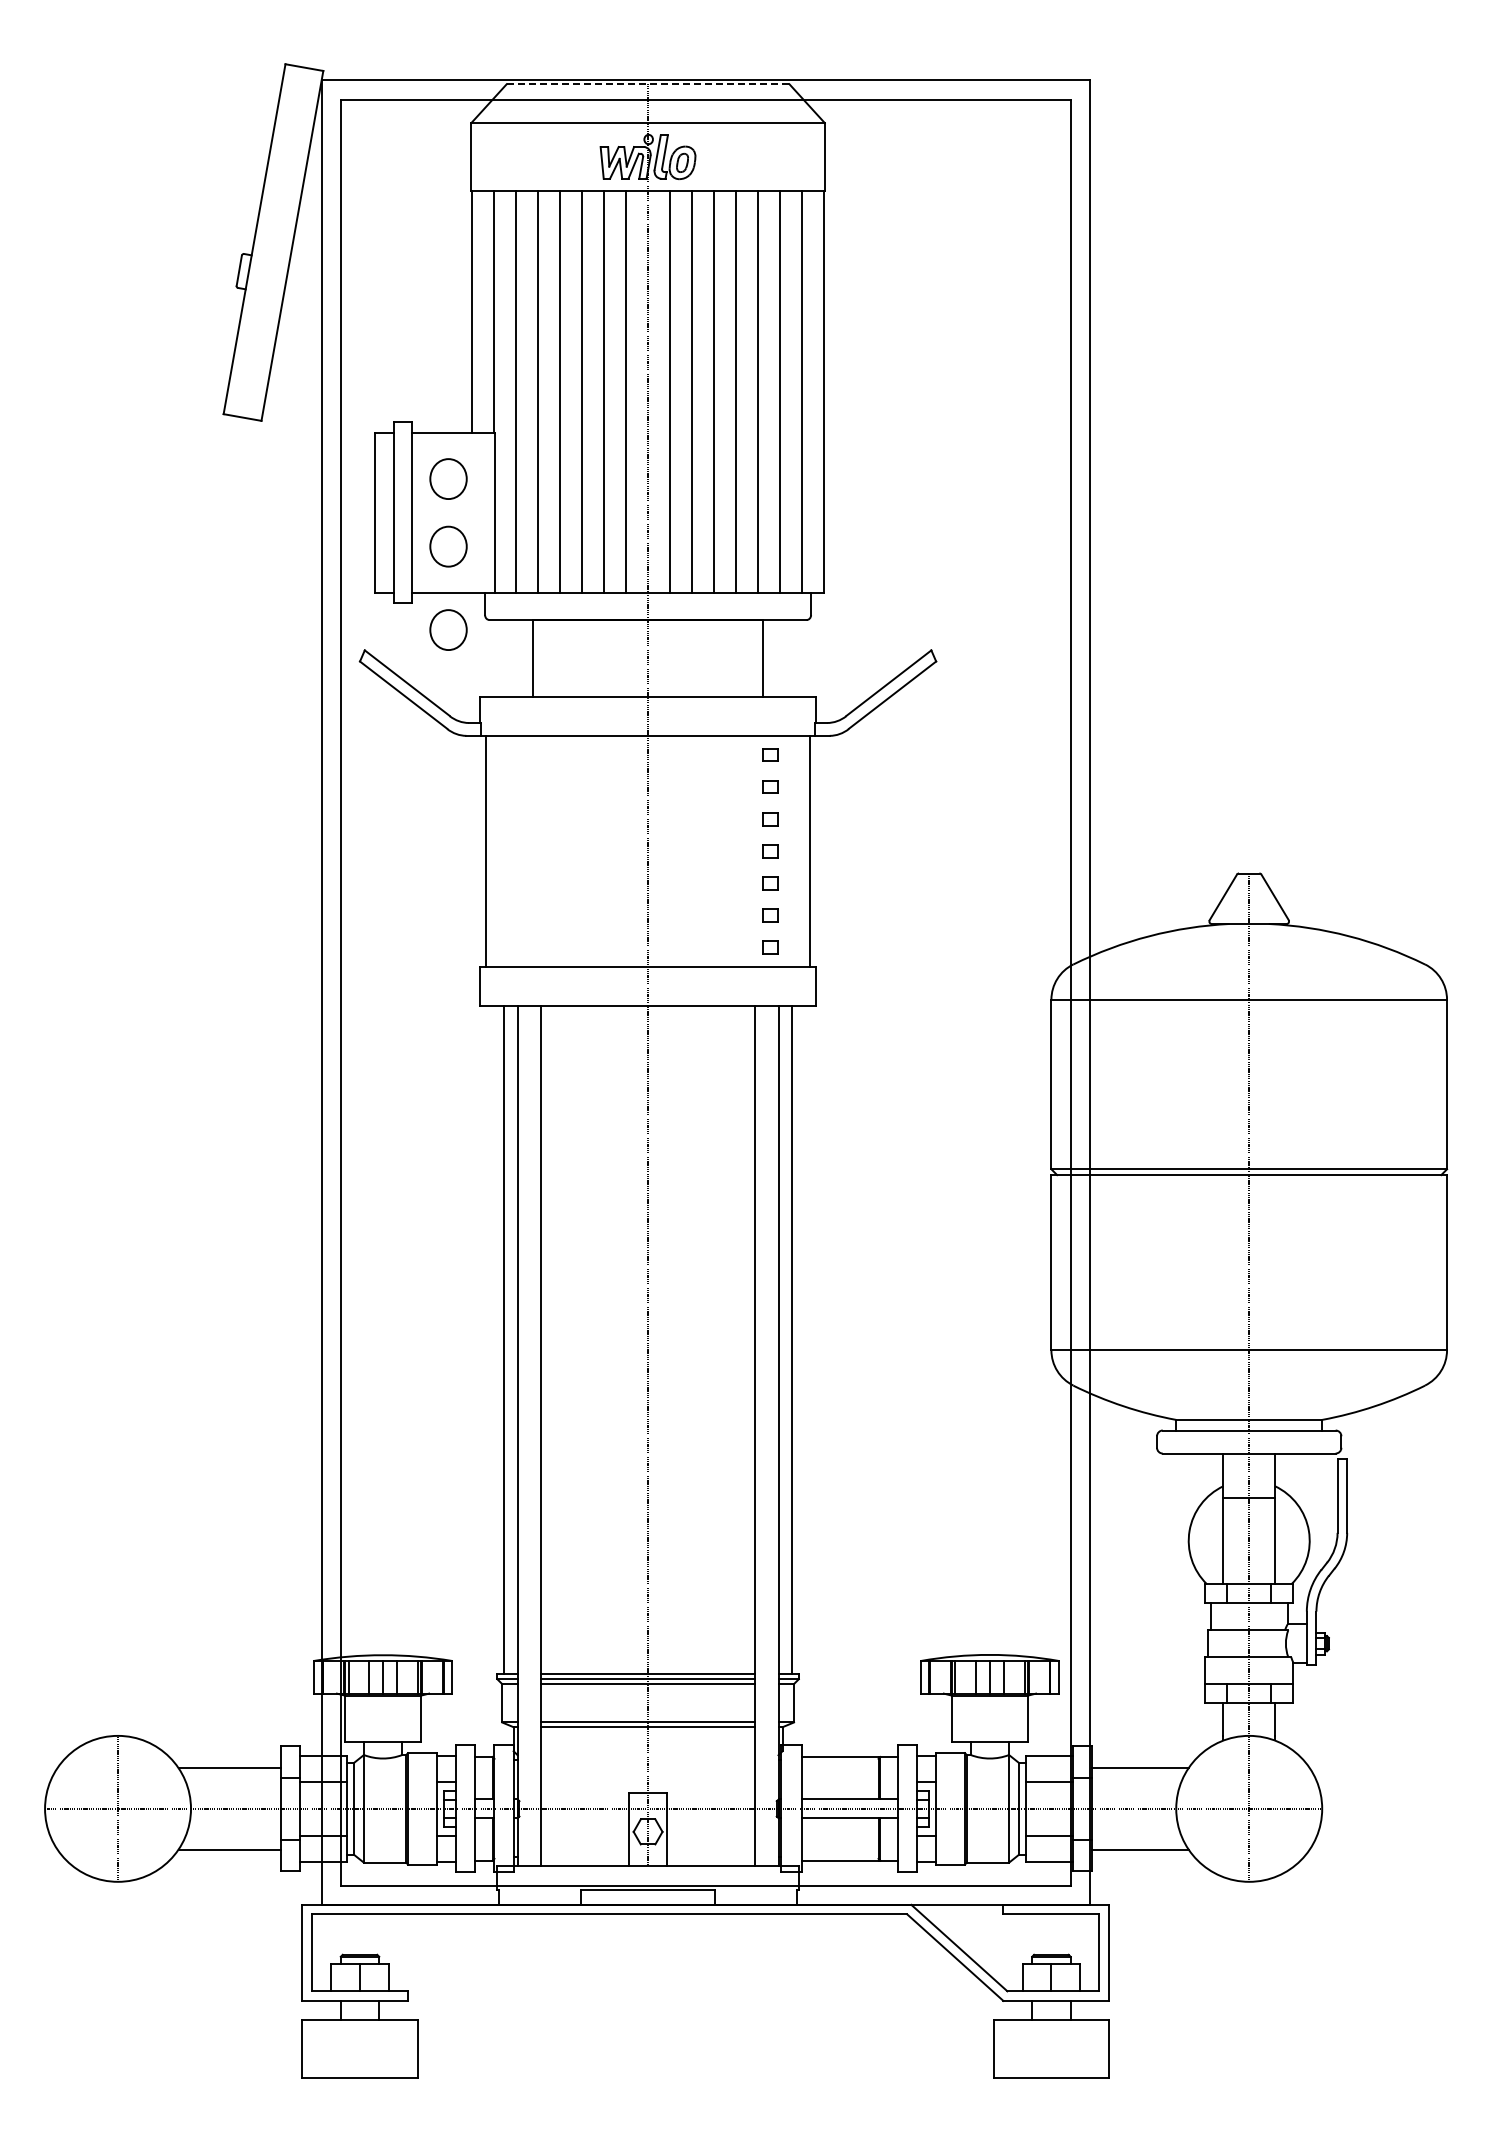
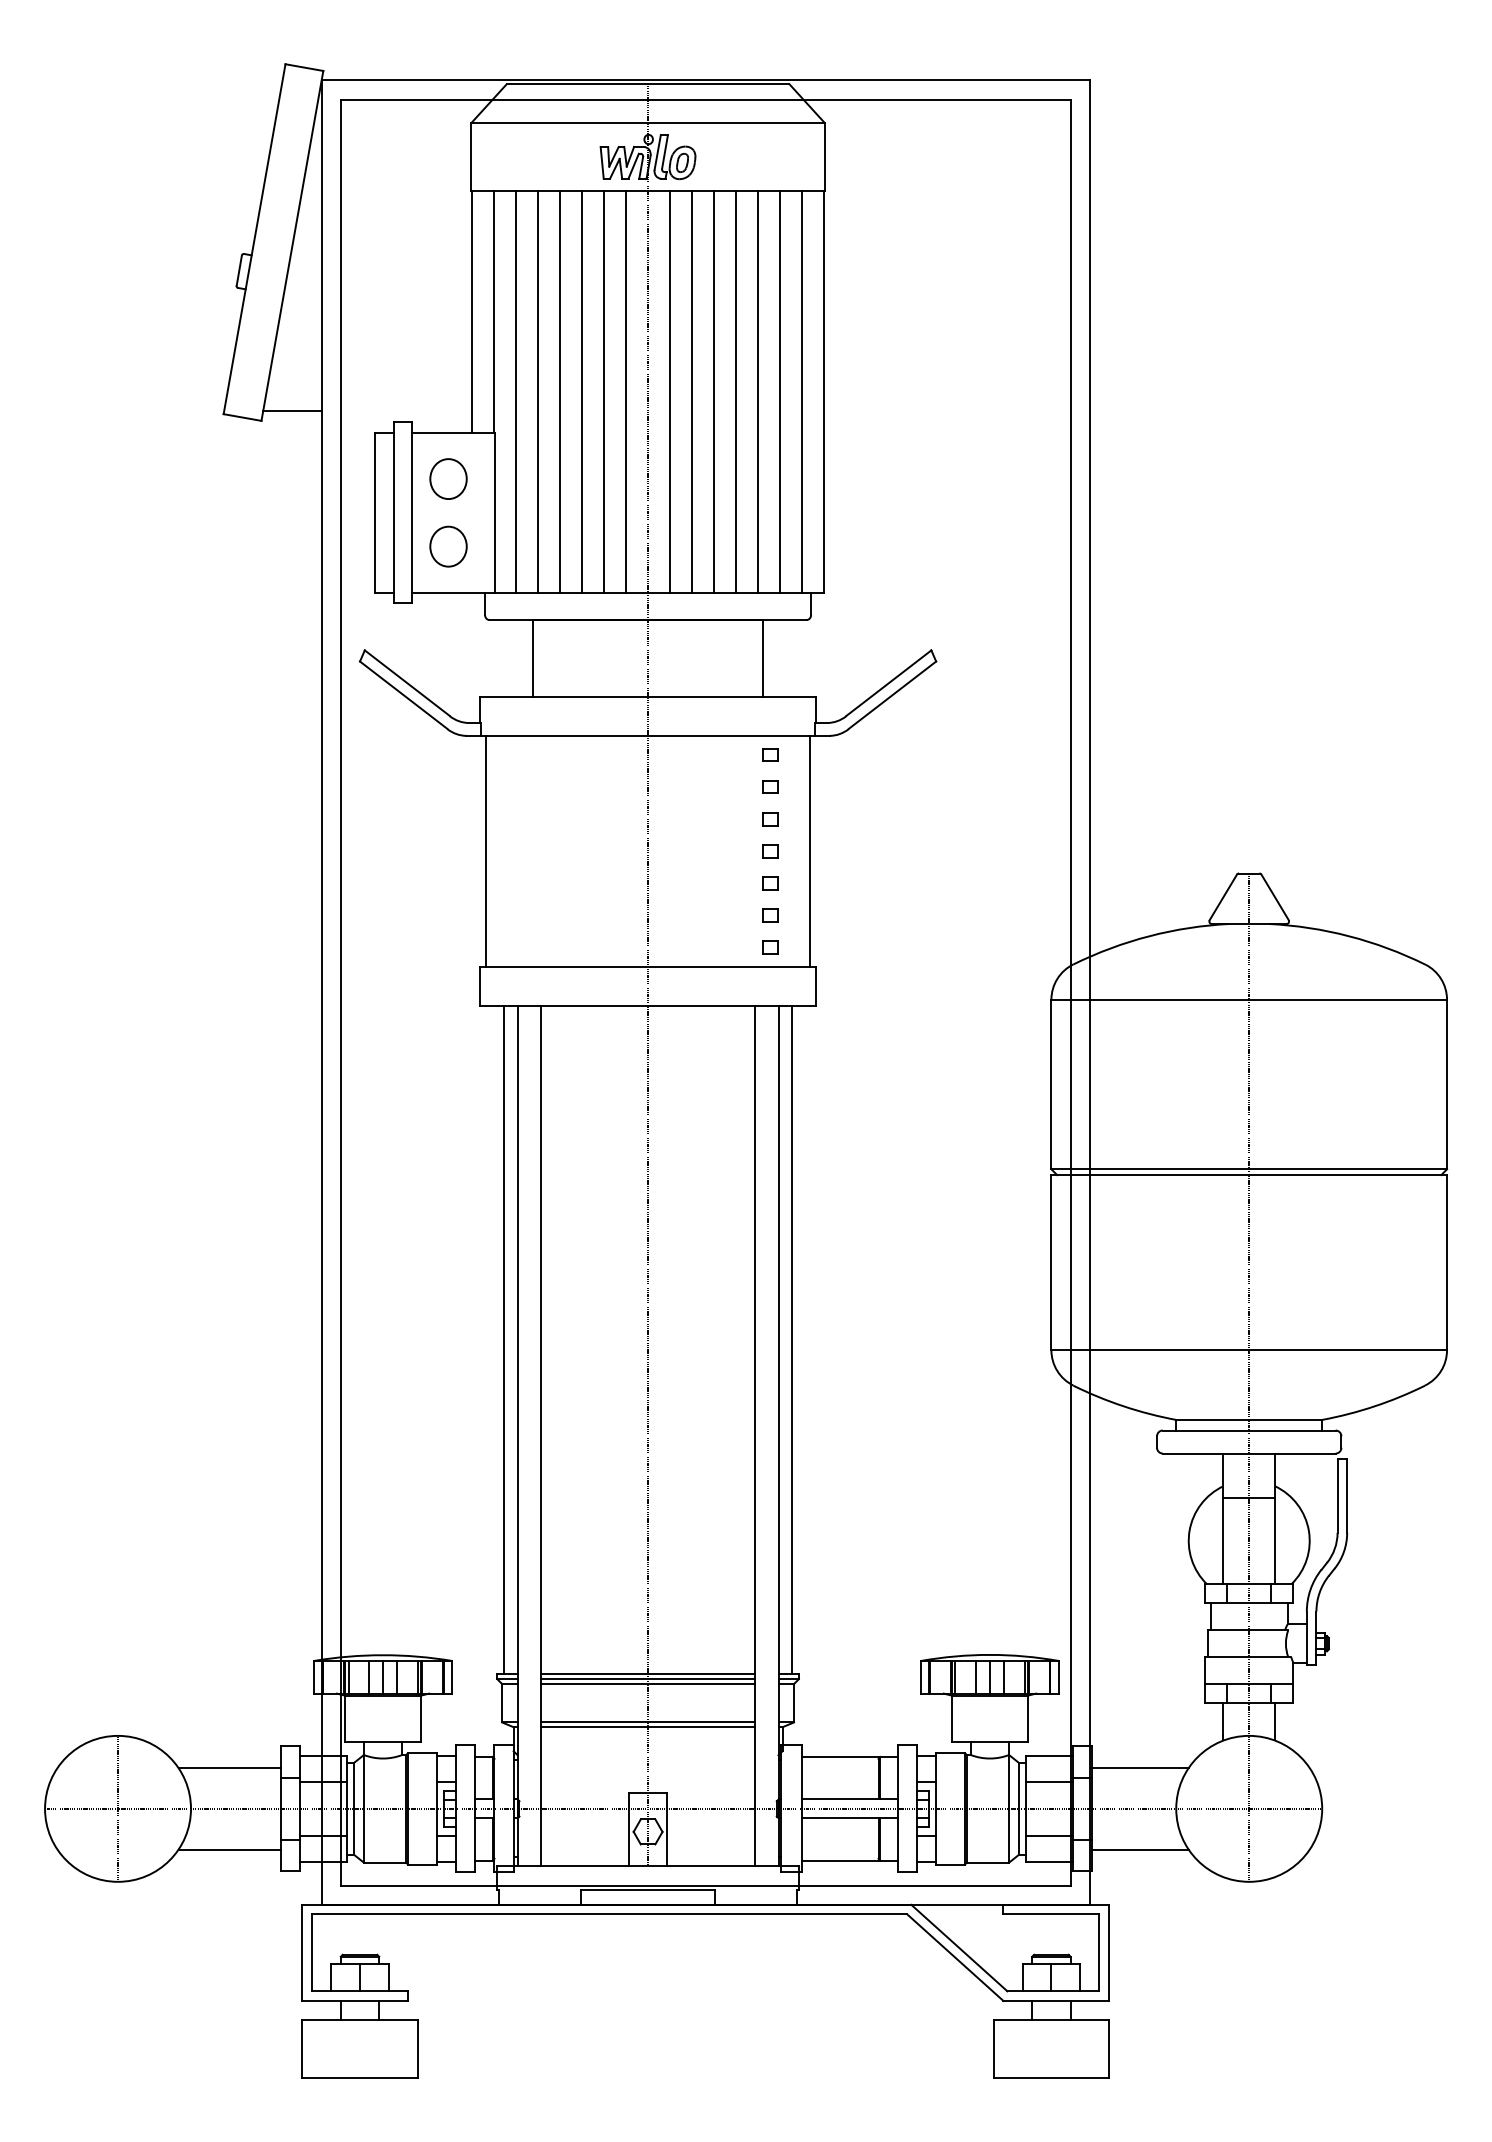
line: dashed -> solid (647, 84)
line: none -> present (292, 411)
part: present -> none (448, 629)
